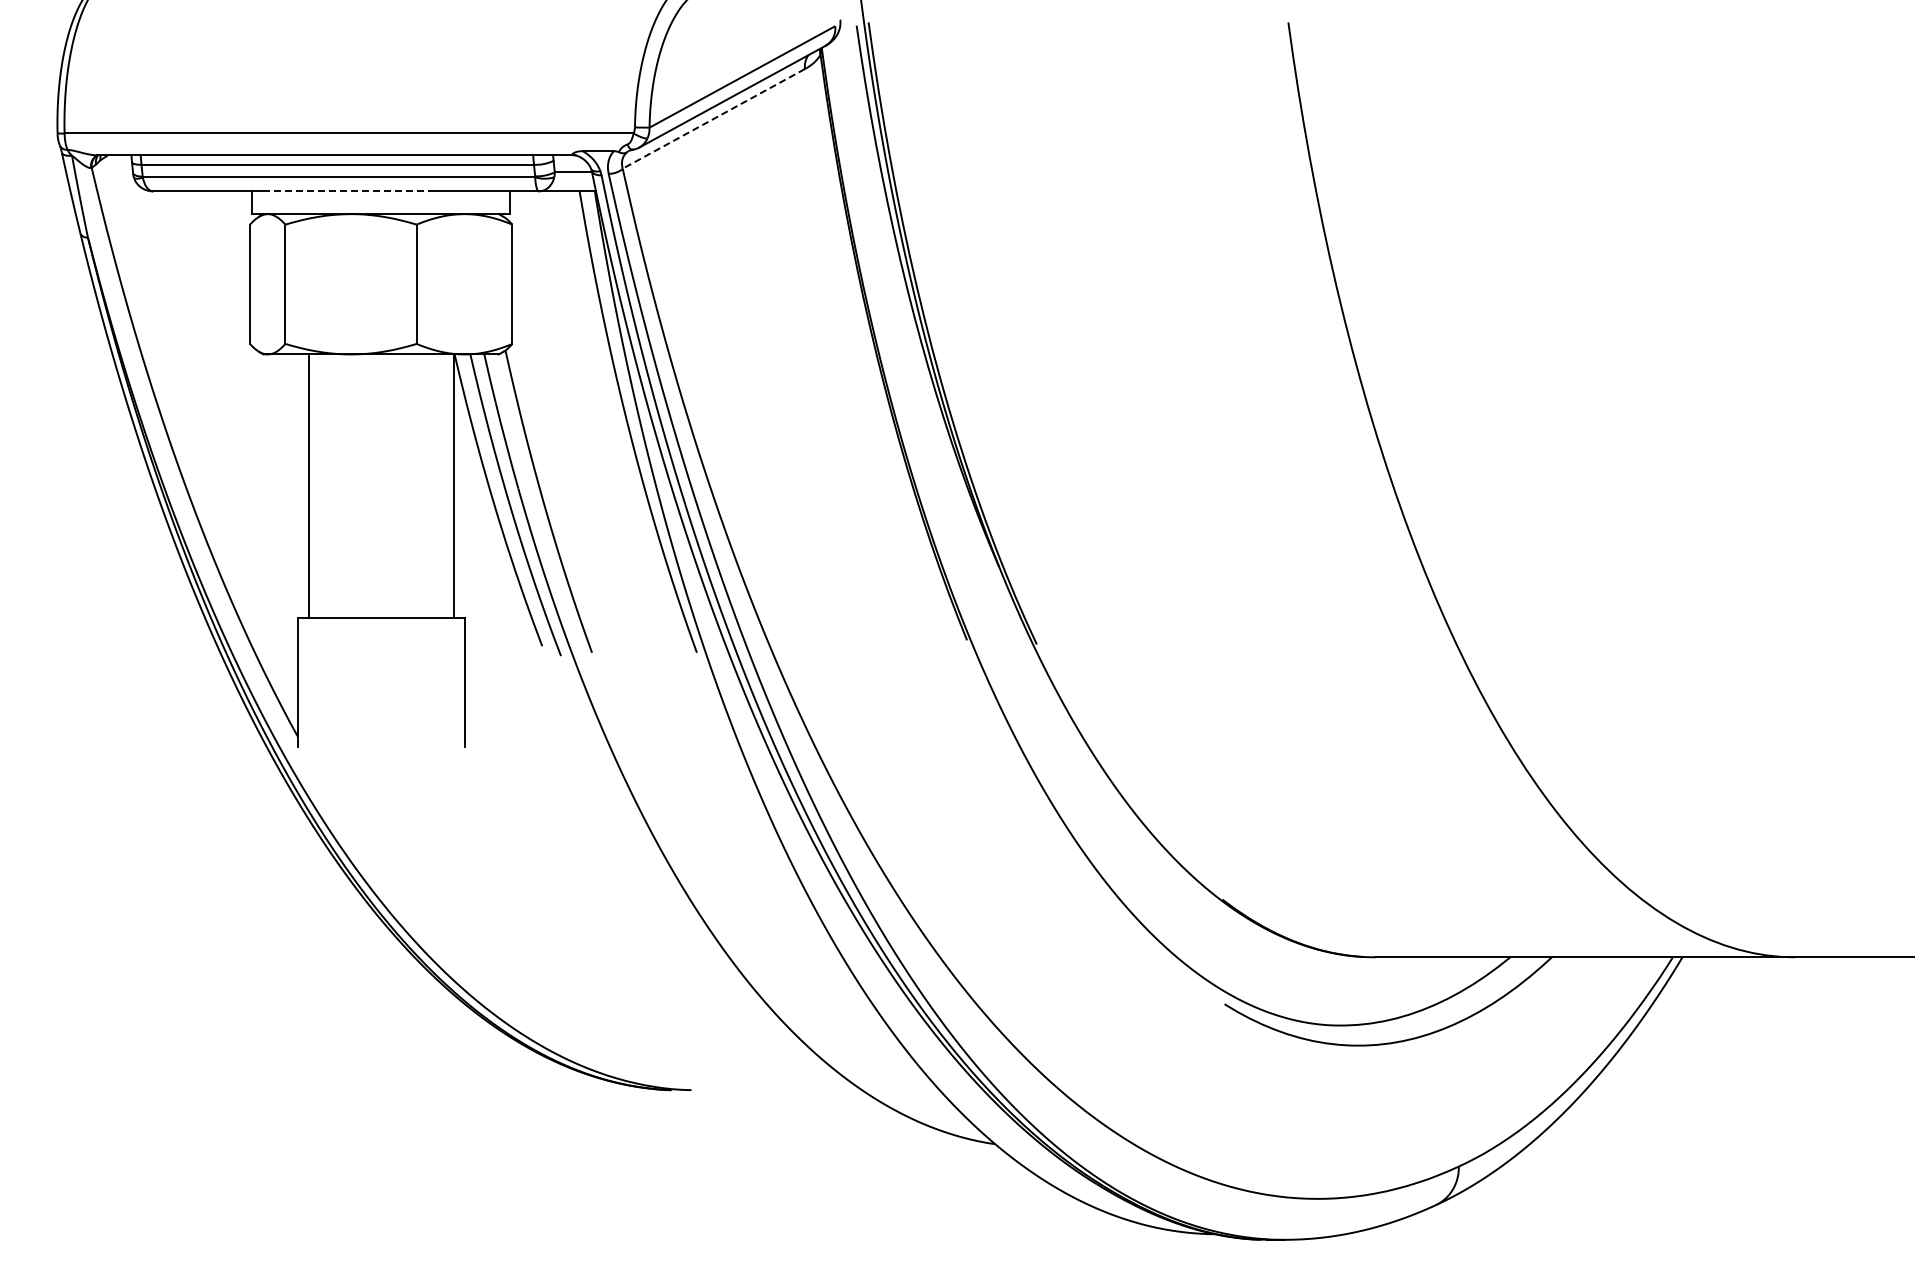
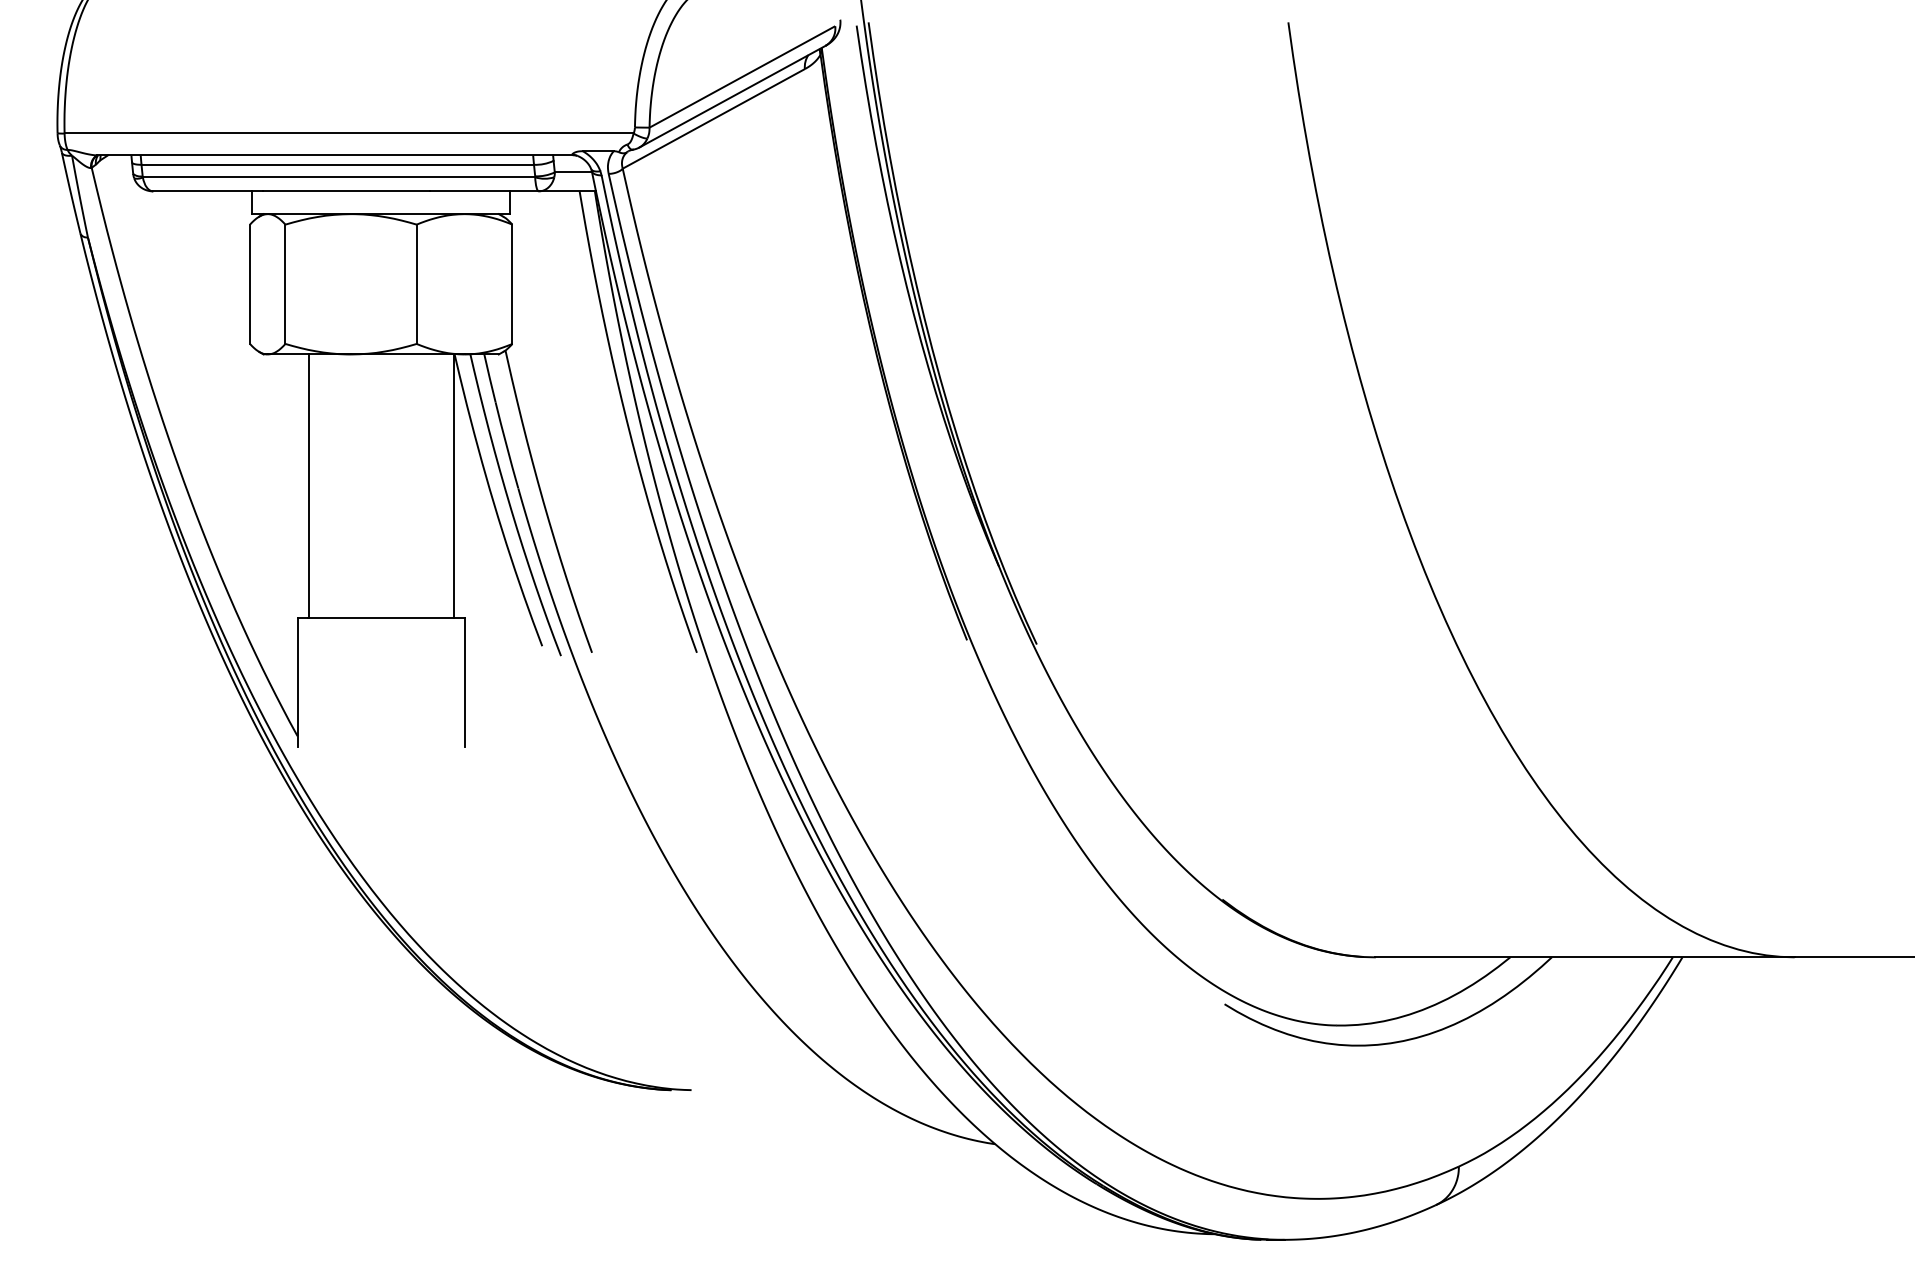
line: dashed -> solid (714, 118)
line: dashed -> solid (346, 191)
